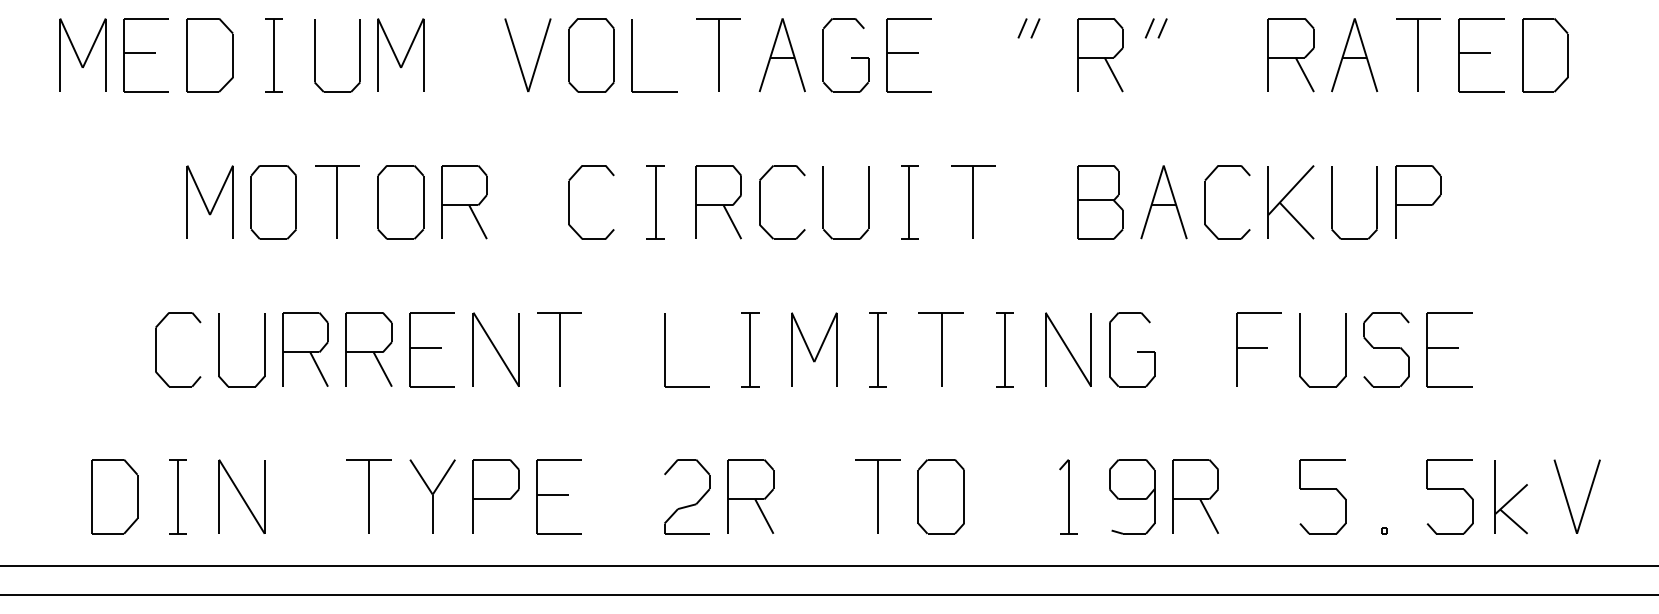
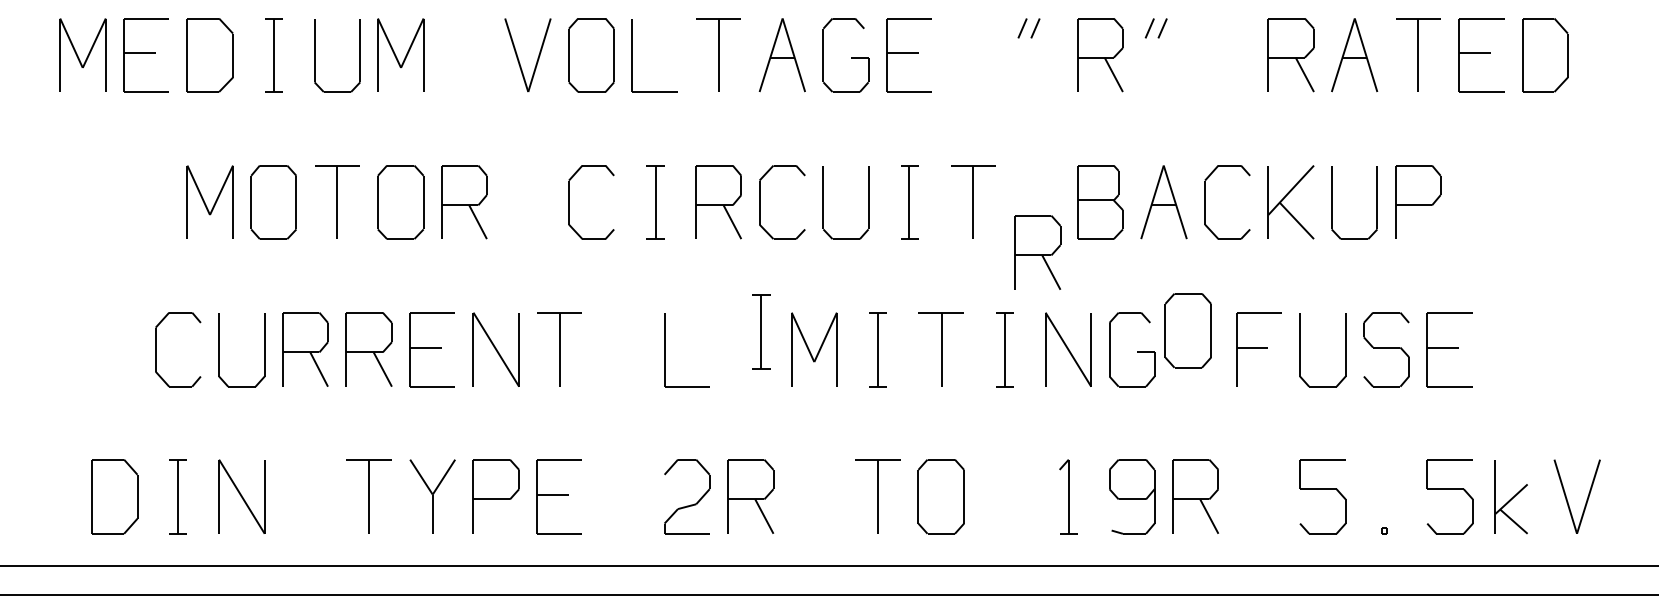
part: none -> present (1037, 252)
part: none -> present (1187, 330)
part position: (750, 349) -> (761, 331) (761, 331)
